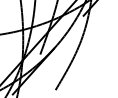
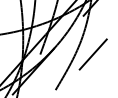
line: none -> present (93, 54)
